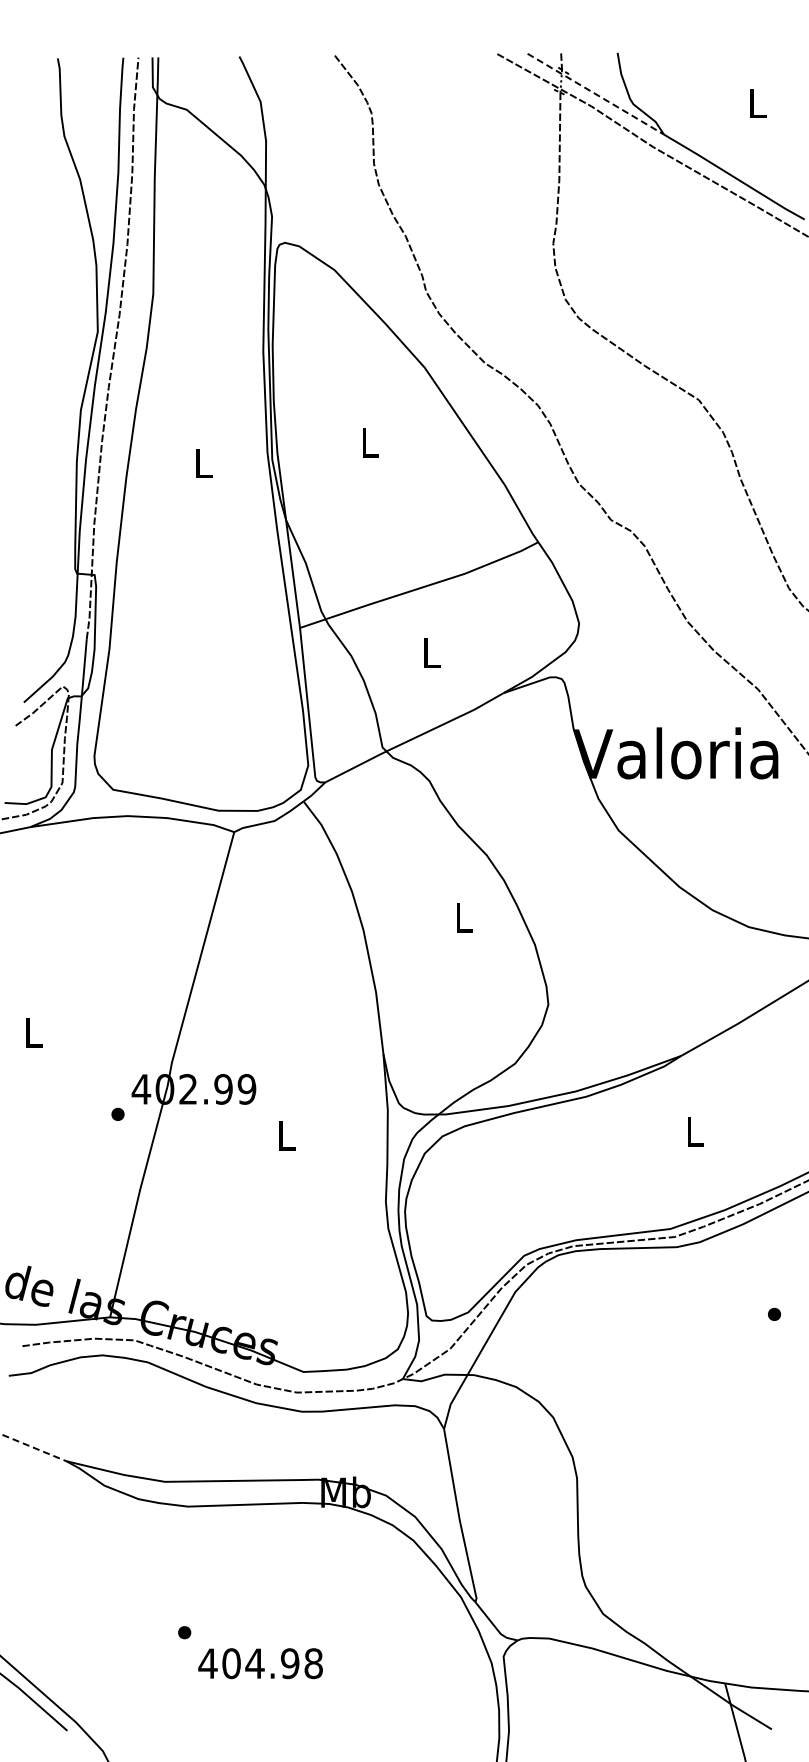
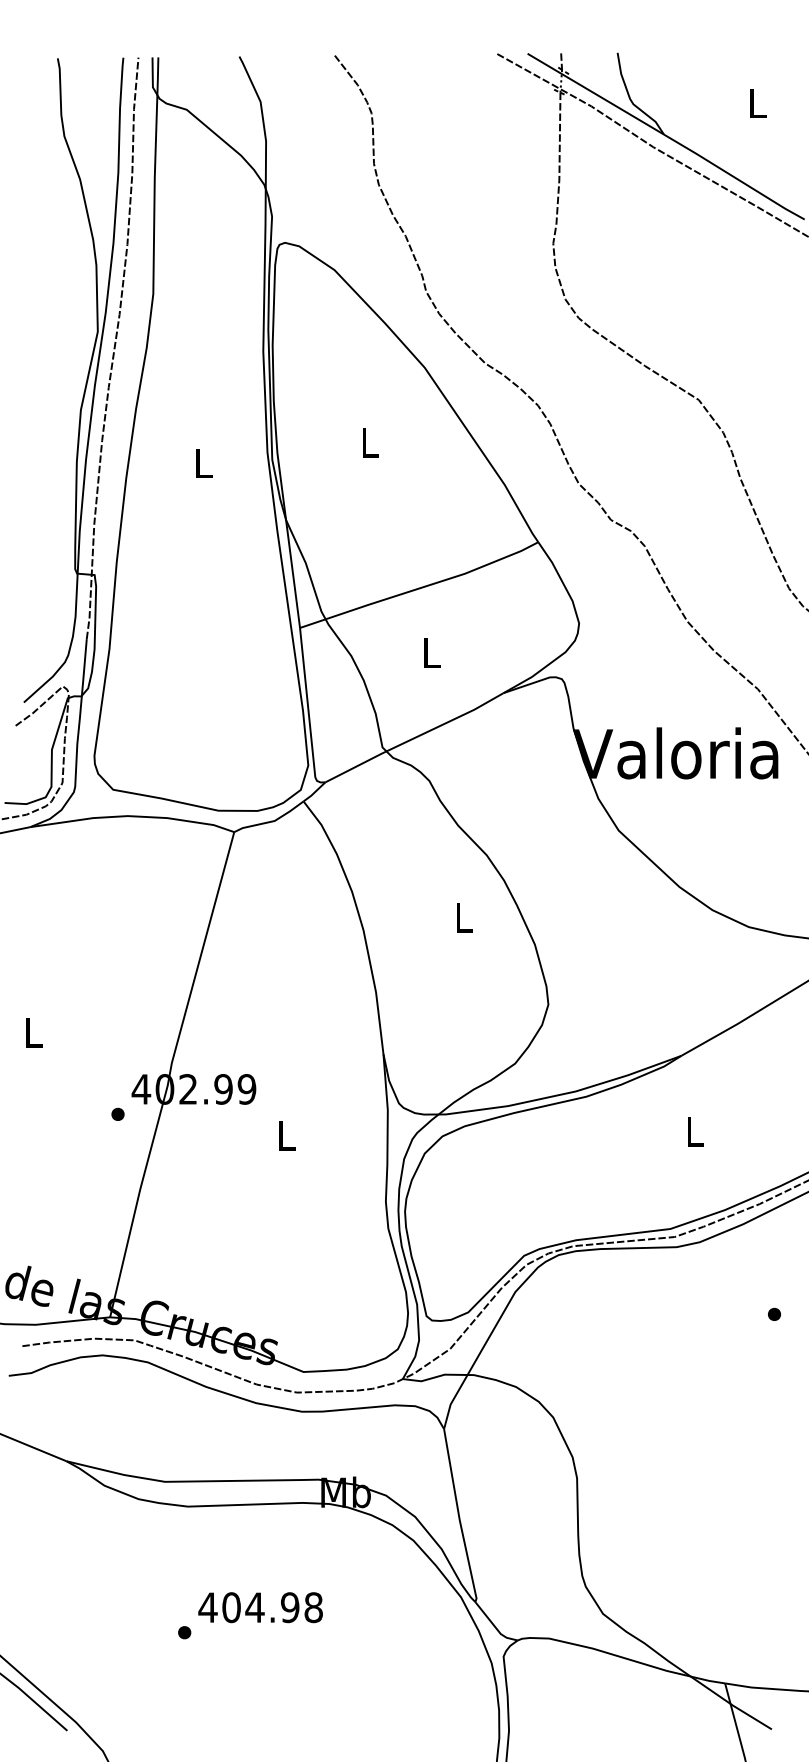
line: dashed -> solid (596, 94)
line: dashed -> solid (33, 1447)
text position: (260, 1663) -> (260, 1607) (260, 1607)
